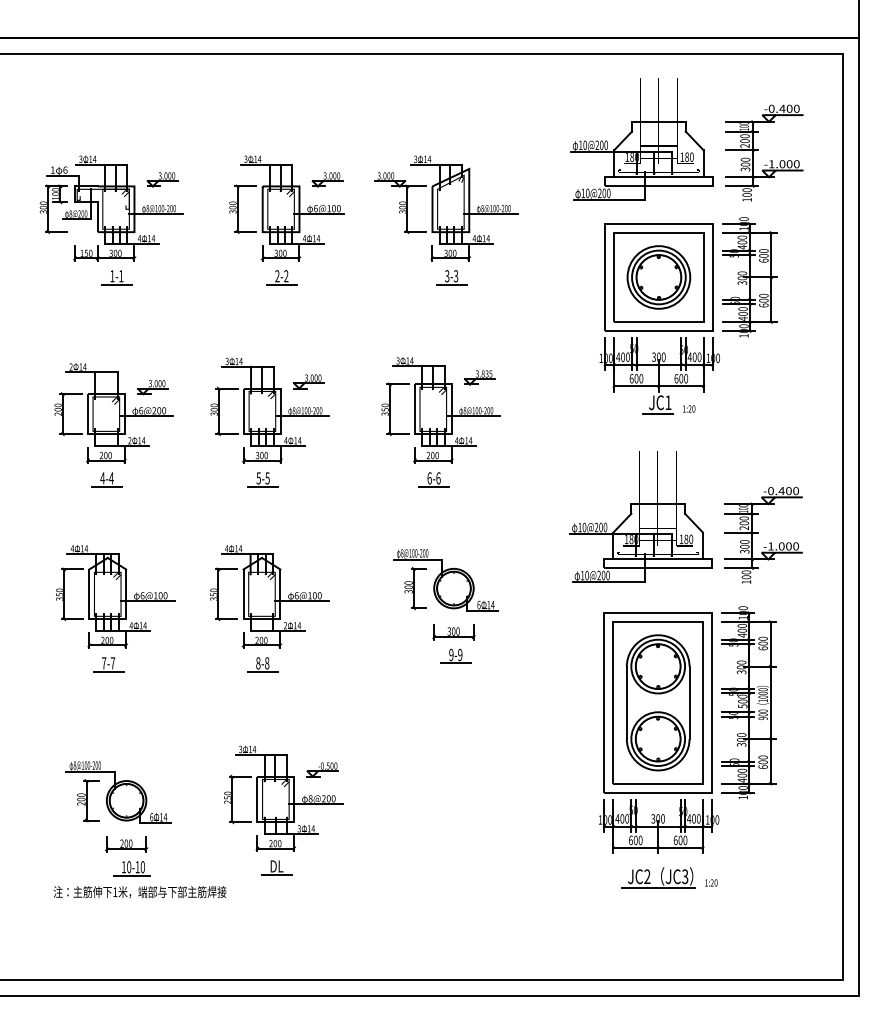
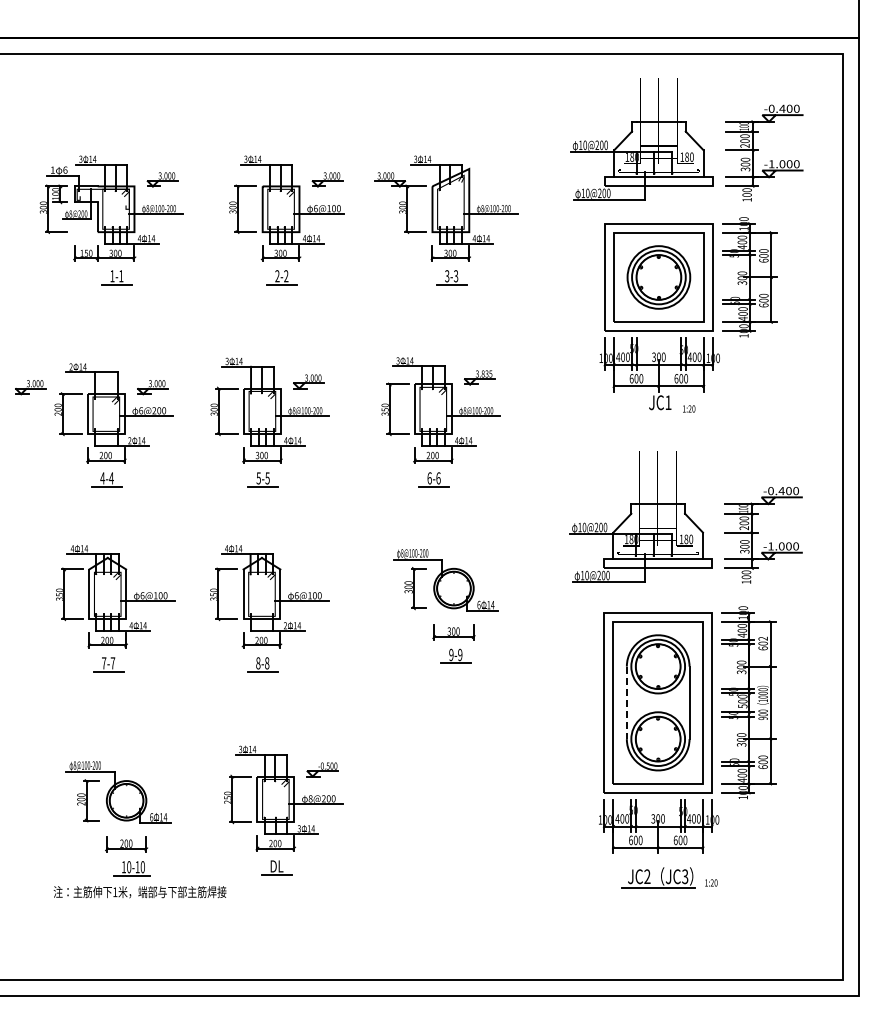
part: none -> present (30, 387)
line: present -> none (657, 413)
text: 600 -> 602 (762, 638)
line: solid -> dashed (626, 703)
